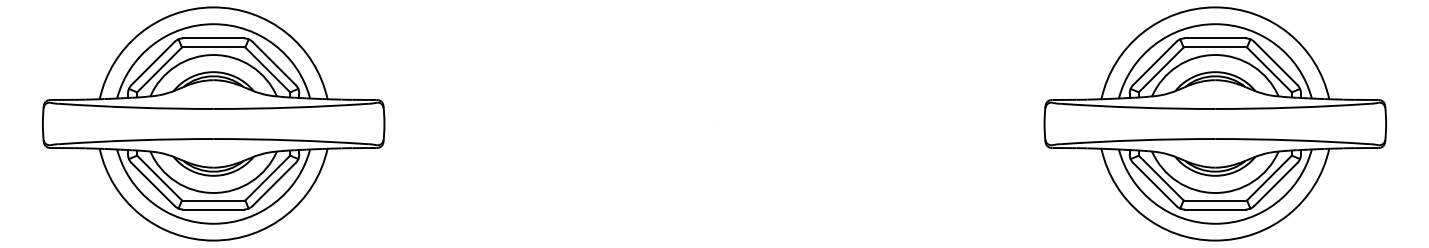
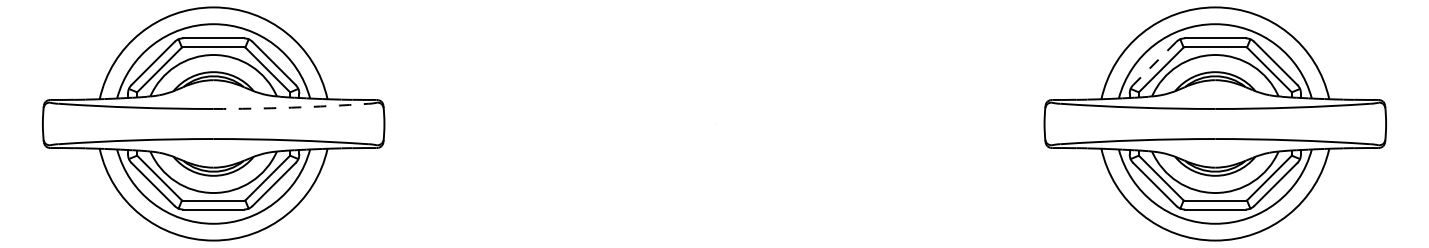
line: solid -> dashed (1154, 63)
arc: solid -> dashed (291, 107)
